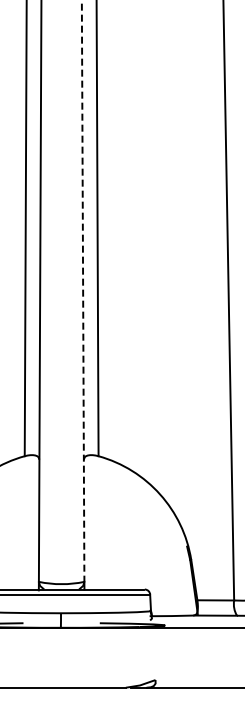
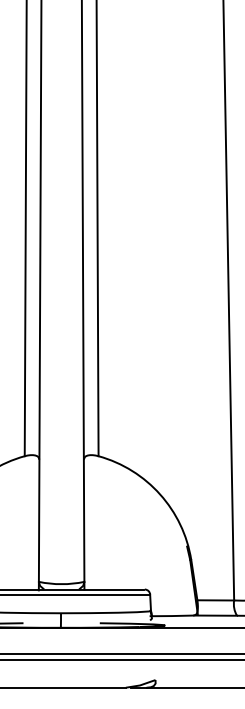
line: dashed -> solid (83, 291)
line: none -> present (121, 654)
line: none -> present (121, 659)
